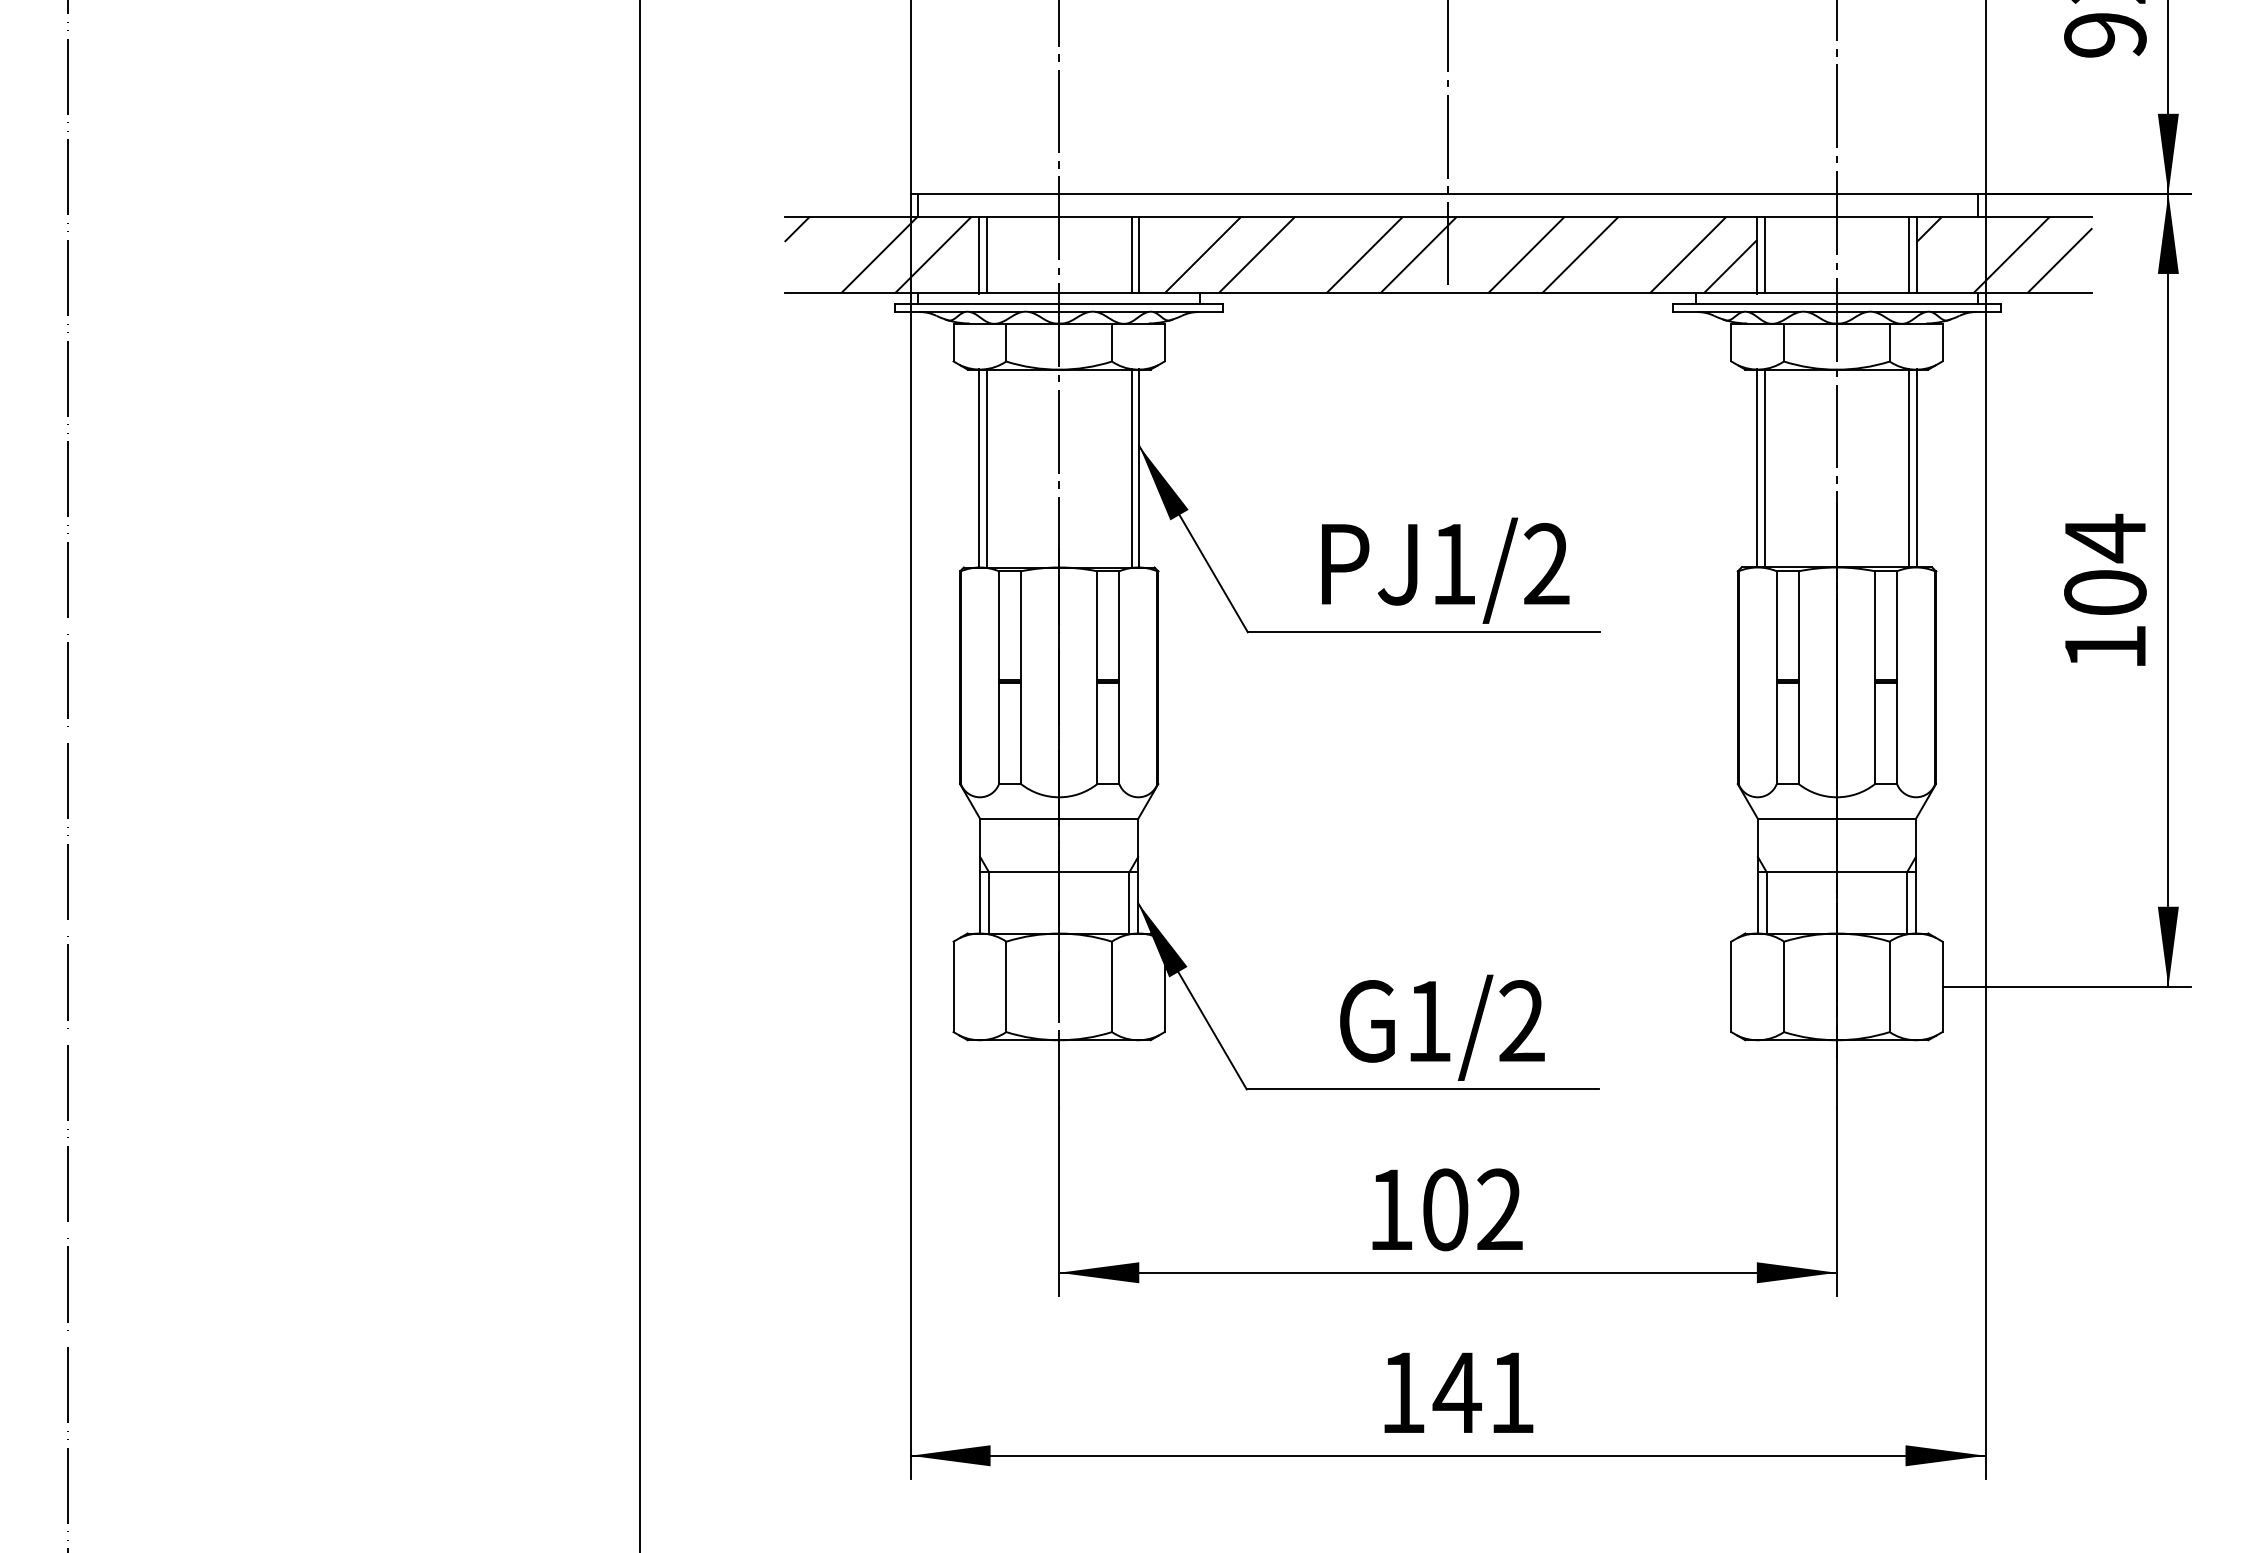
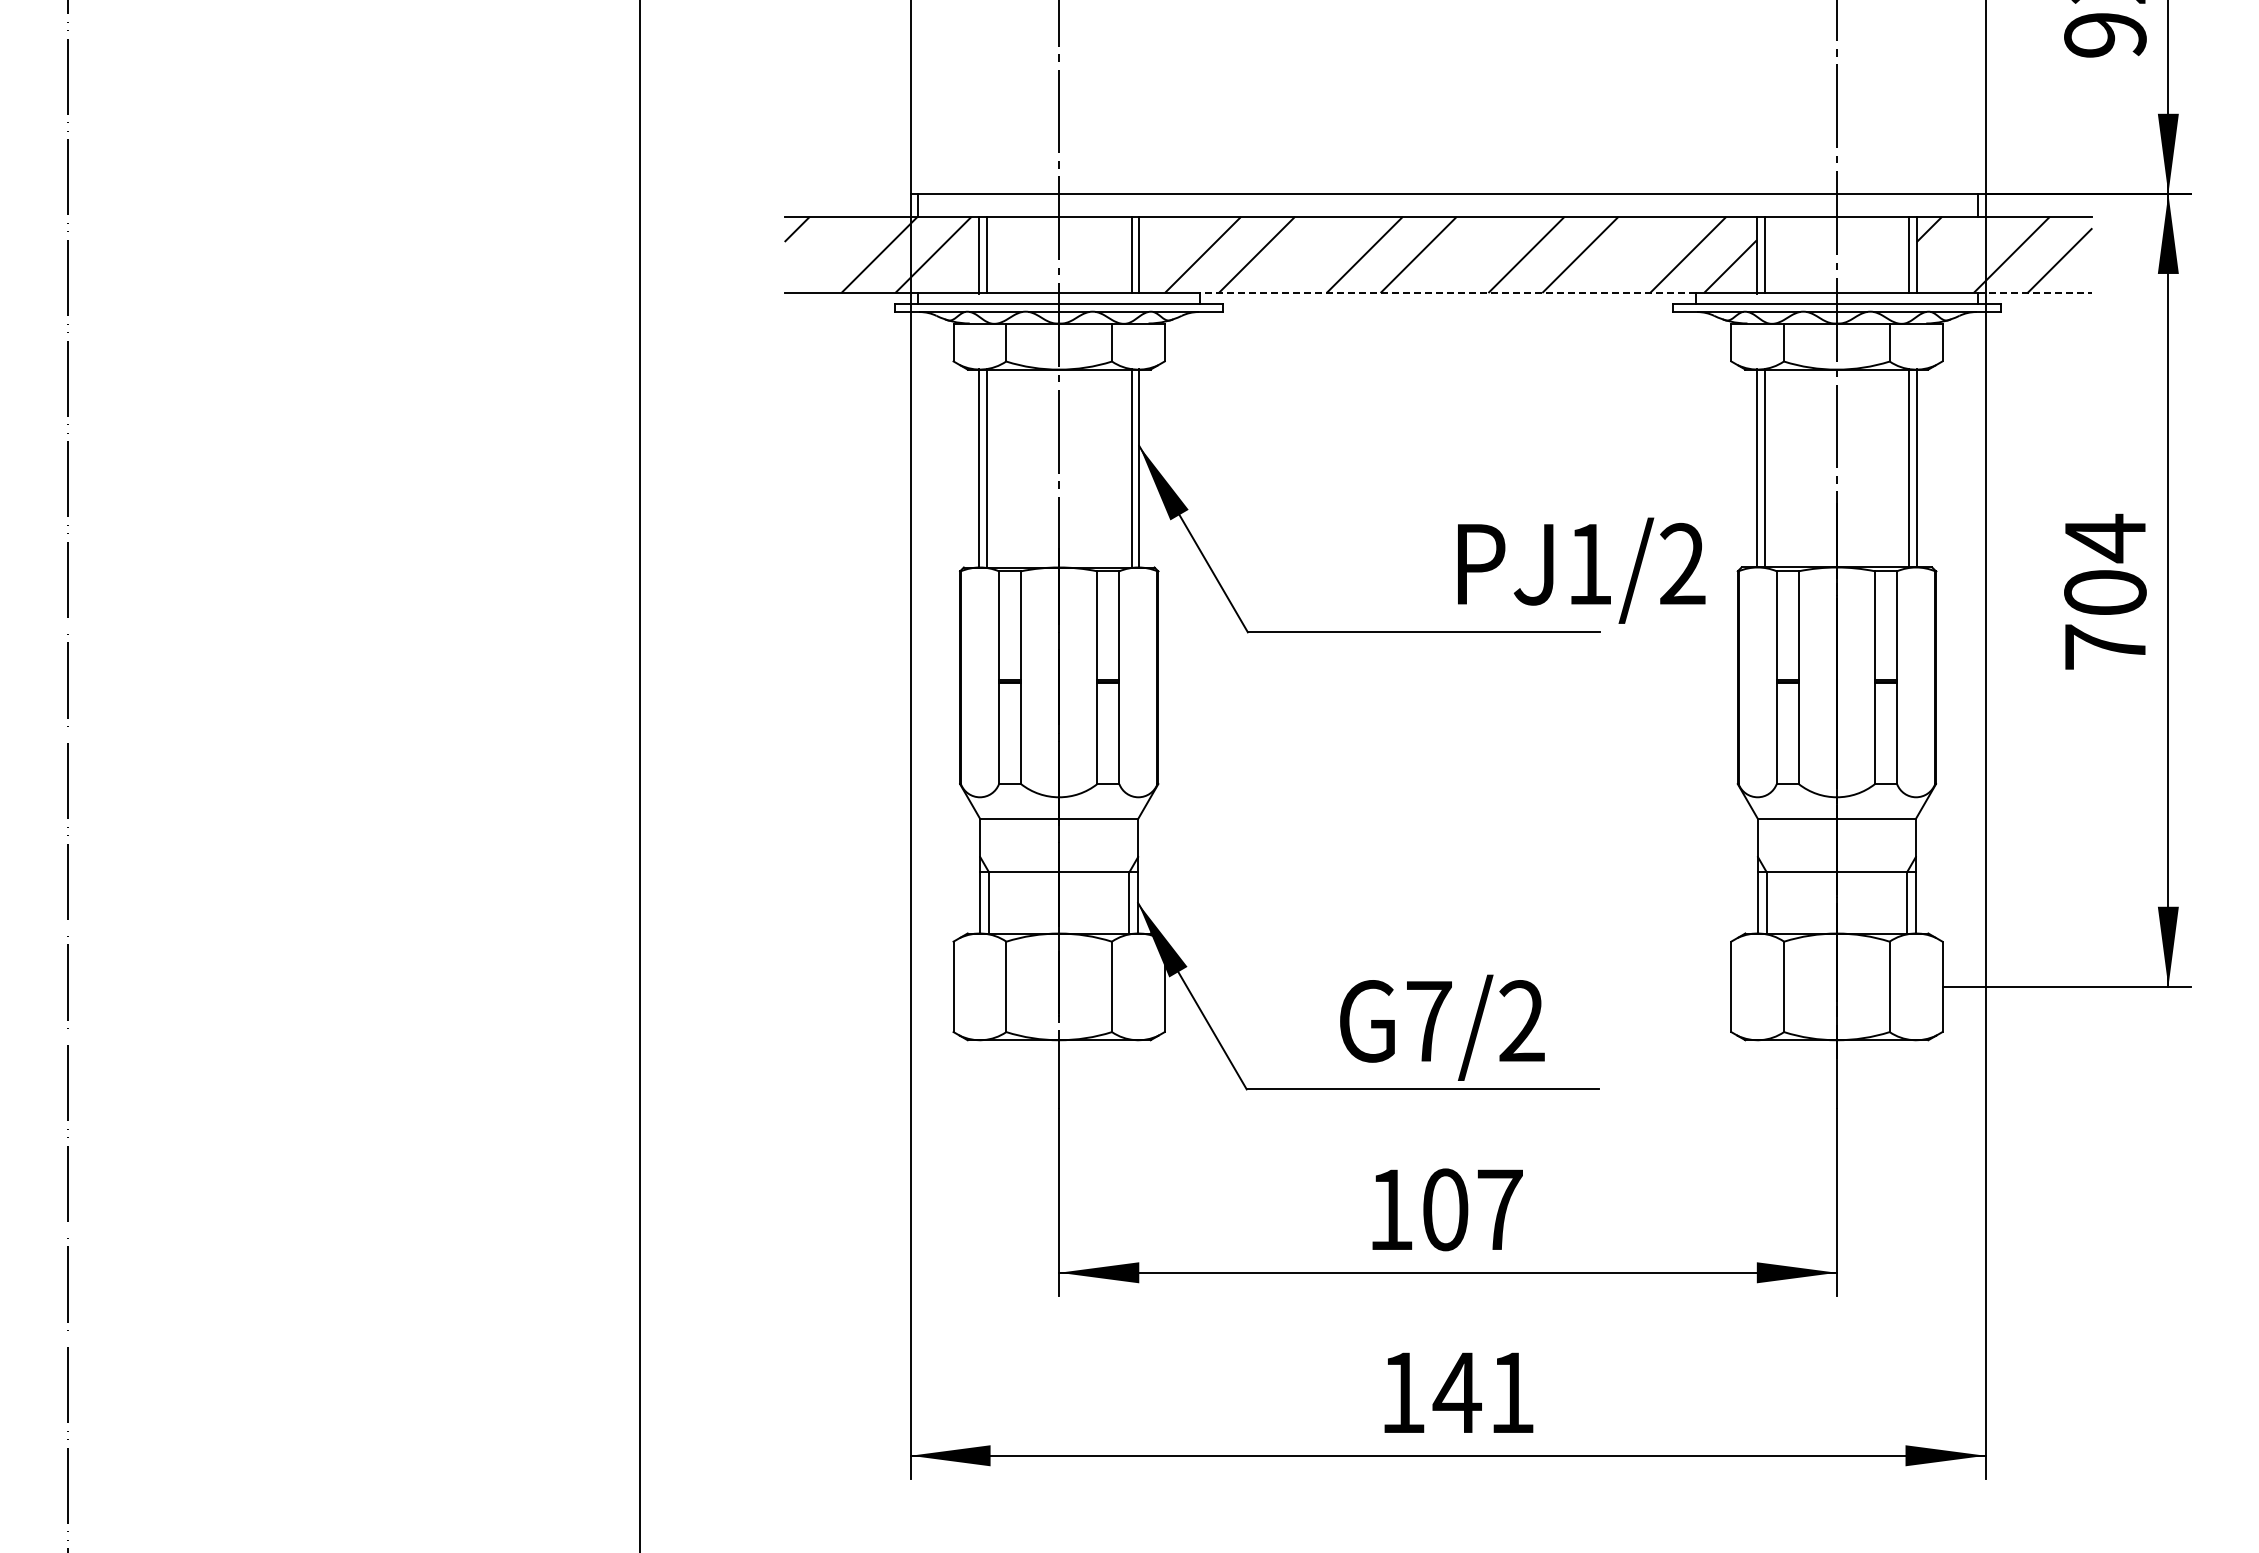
line: present -> none (1448, 143)
line: solid -> dashed (1448, 293)
line: solid -> dashed (2035, 293)
text position: (1445, 570) -> (1581, 570) (1581, 570)
text: 104 -> 704 (2105, 646)
text: G1/2 -> G7/2 (1429, 1021)
text: 102 -> 107 (1499, 1208)
